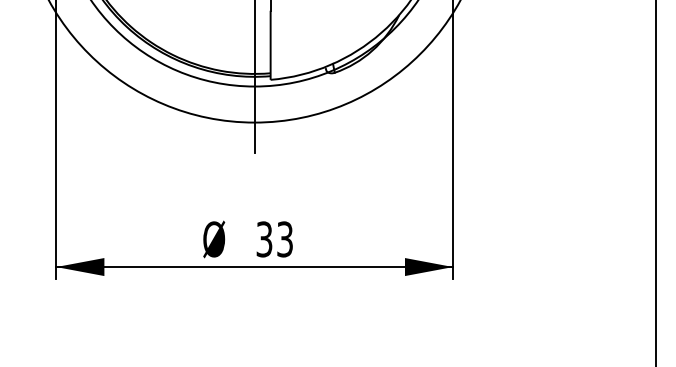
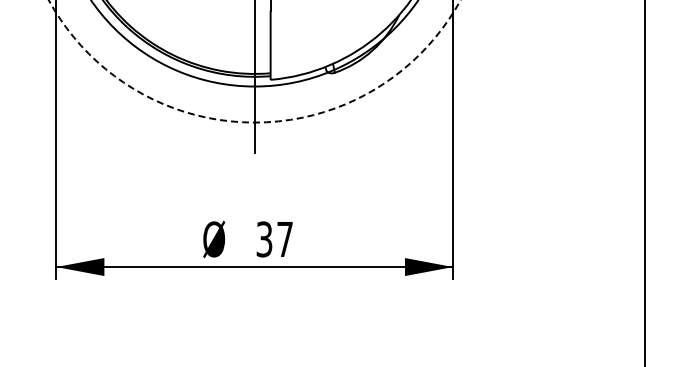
circle: solid -> dashed (254, 61)
line position: (655, 182) -> (644, 182) (644, 182)
text: 33 -> 37 (284, 239)
